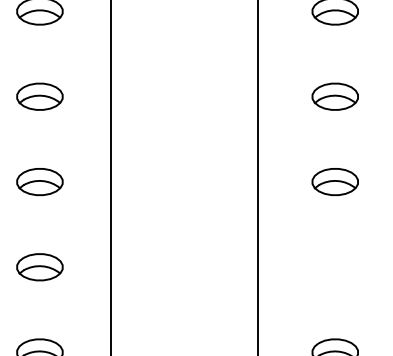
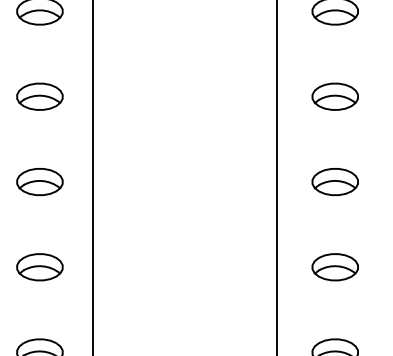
line position: (111, 177) -> (93, 177) (93, 177)
line position: (258, 177) -> (277, 177) (277, 177)
part: none -> present (334, 267)
